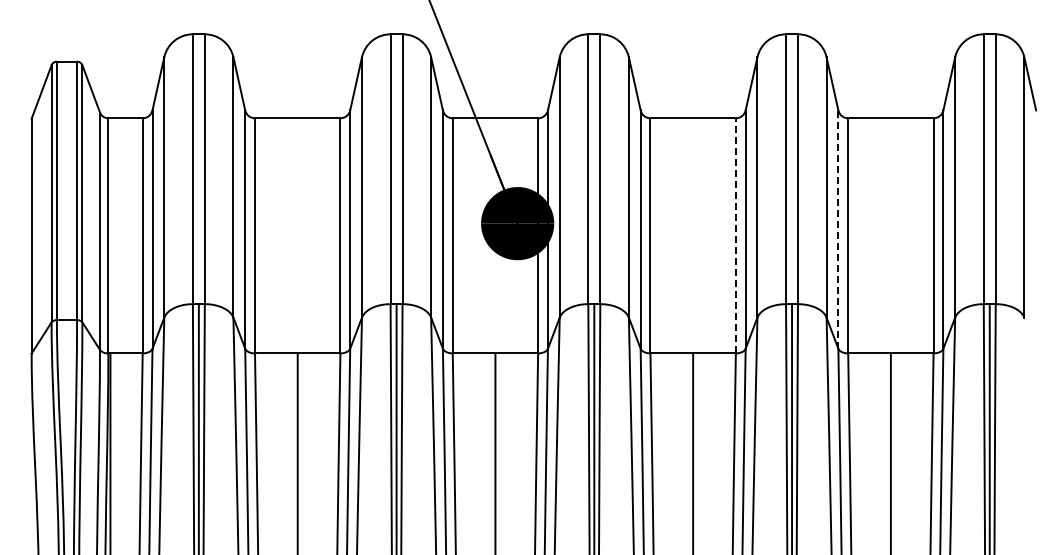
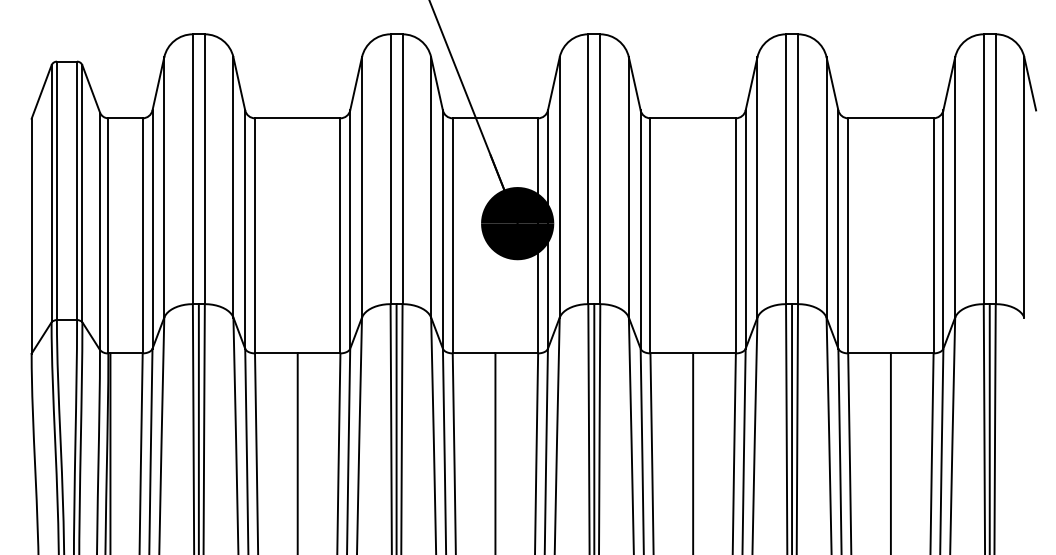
line: dashed -> solid (838, 229)
line: dashed -> solid (735, 235)
